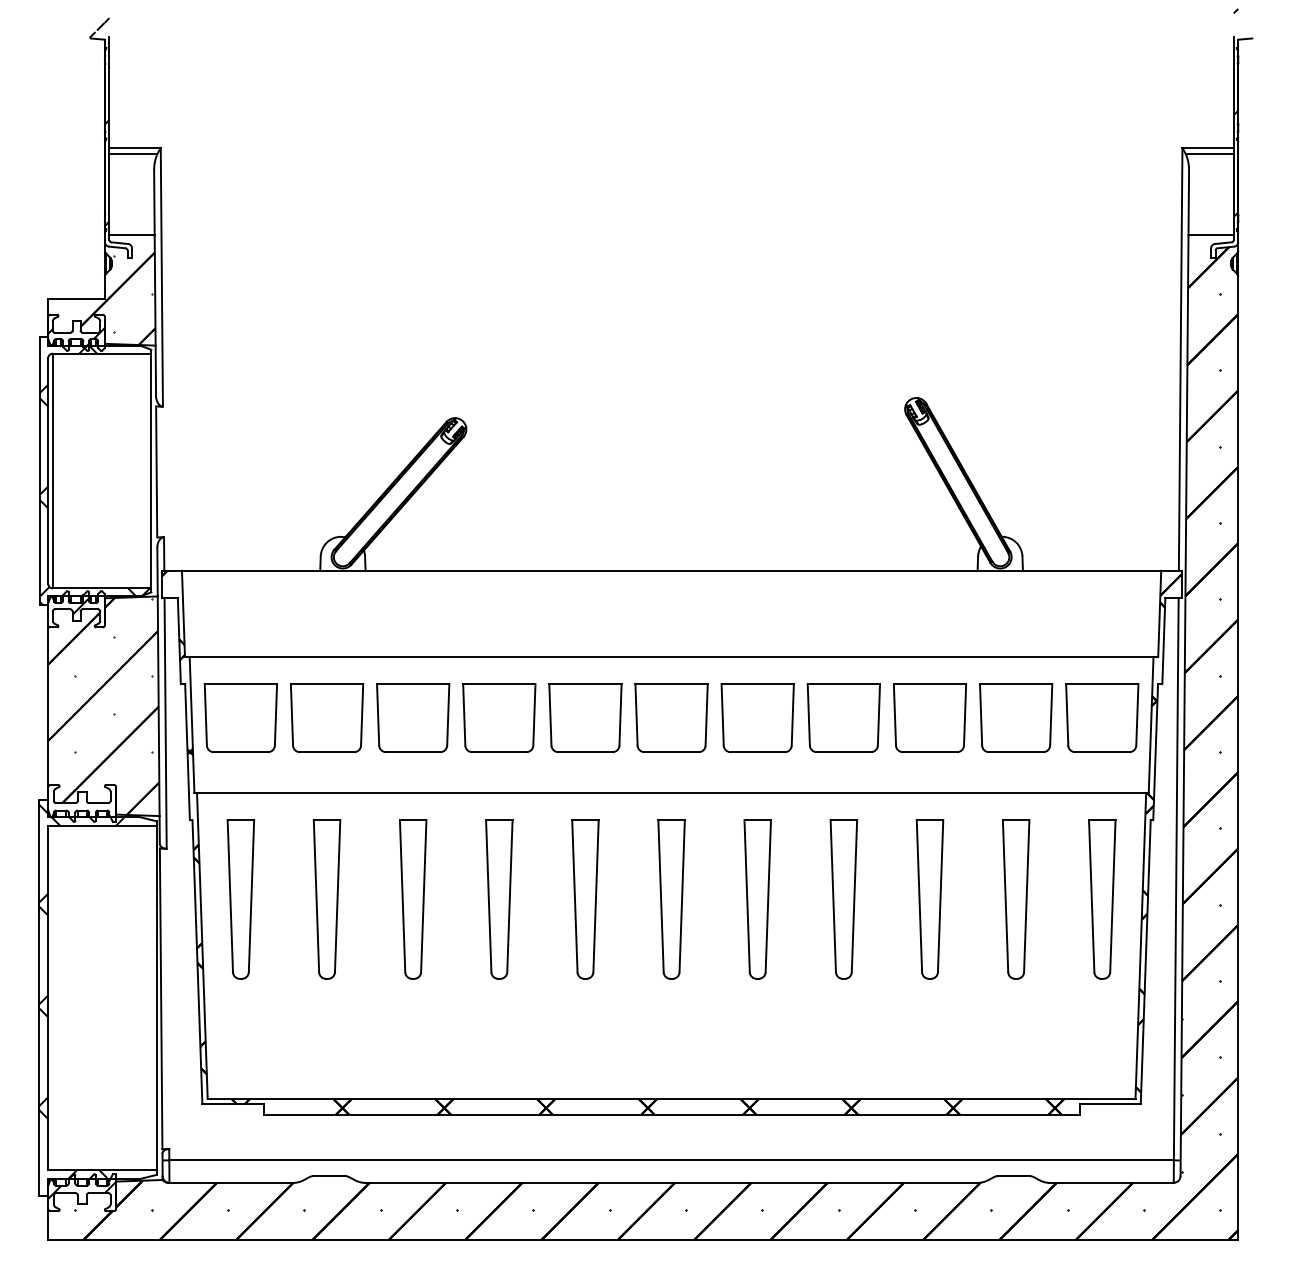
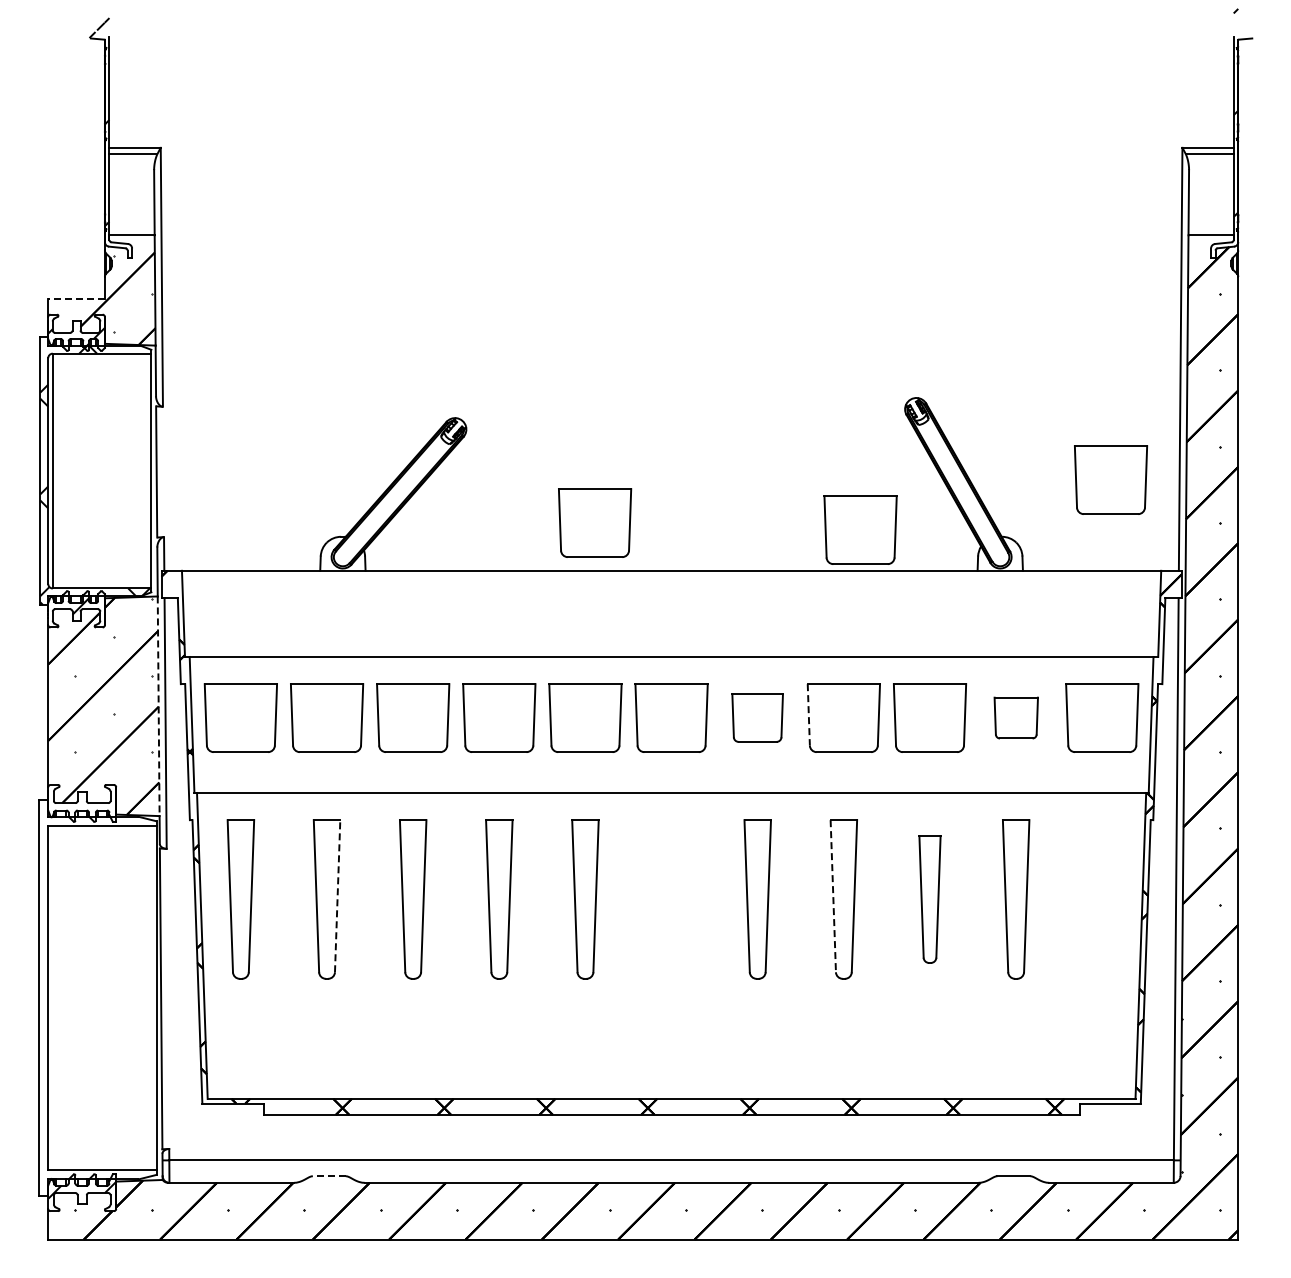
line: solid -> dashed (76, 298)
part: none -> present (1110, 479)
part: none -> present (595, 522)
part: none -> present (860, 529)
line: solid -> dashed (158, 706)
line: solid -> dashed (808, 714)
part size: 75x70 px -> 53x50 px (757, 717)
part size: 75x70 px -> 46x44 px (1015, 717)
line: solid -> dashed (337, 895)
line: solid -> dashed (833, 896)
part: present -> none (671, 899)
part size: 30x161 px -> 24x129 px (929, 899)
part: present -> none (1102, 899)
hatch: present -> none (81, 989)
line: solid -> dashed (328, 1176)
